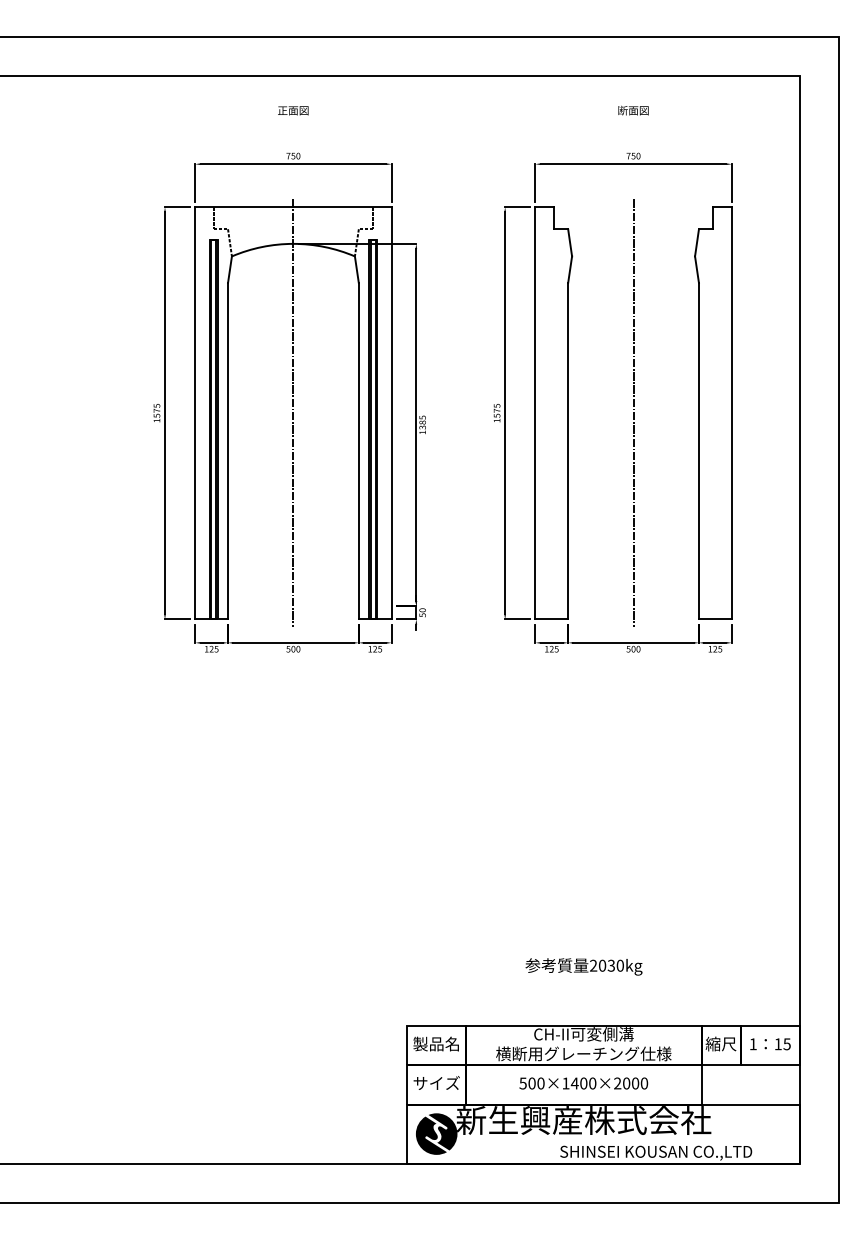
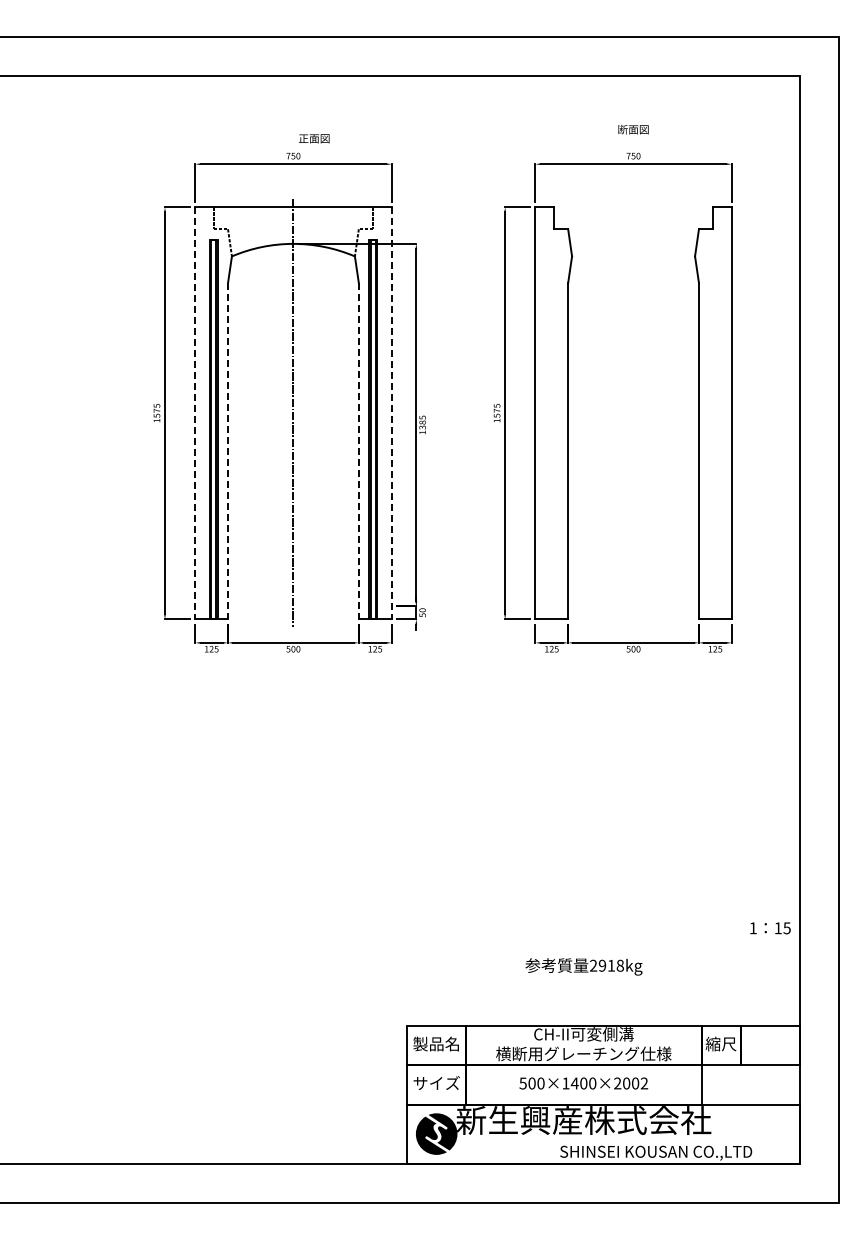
text position: (293, 110) -> (314, 138) (314, 138)
text position: (633, 110) -> (633, 129) (633, 129)
line: solid -> dashed (195, 413)
line: solid -> dashed (391, 413)
line: present -> none (633, 413)
line: solid -> dashed (228, 451)
line: solid -> dashed (358, 451)
text: 2030kg -> 2918kg (610, 965)
text position: (770, 1044) -> (770, 928) (770, 928)
text: 500×1400×2000 -> 500×1400×2002 (644, 1083)
